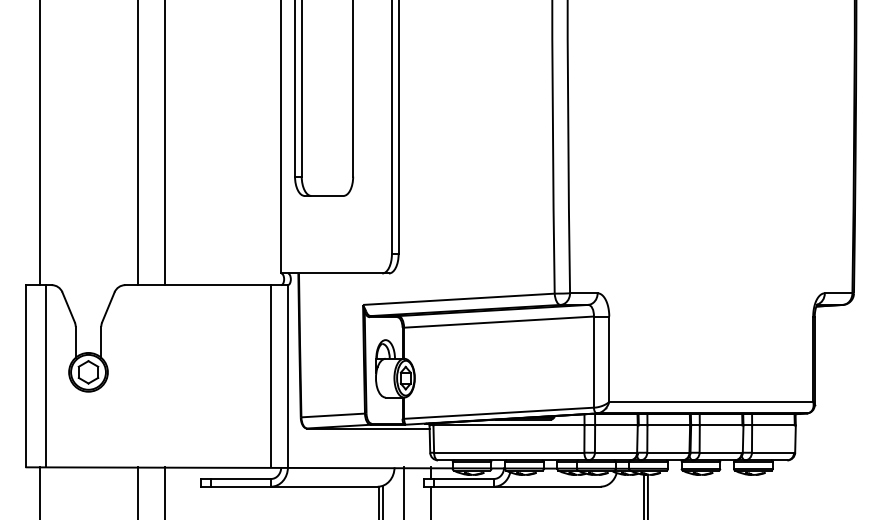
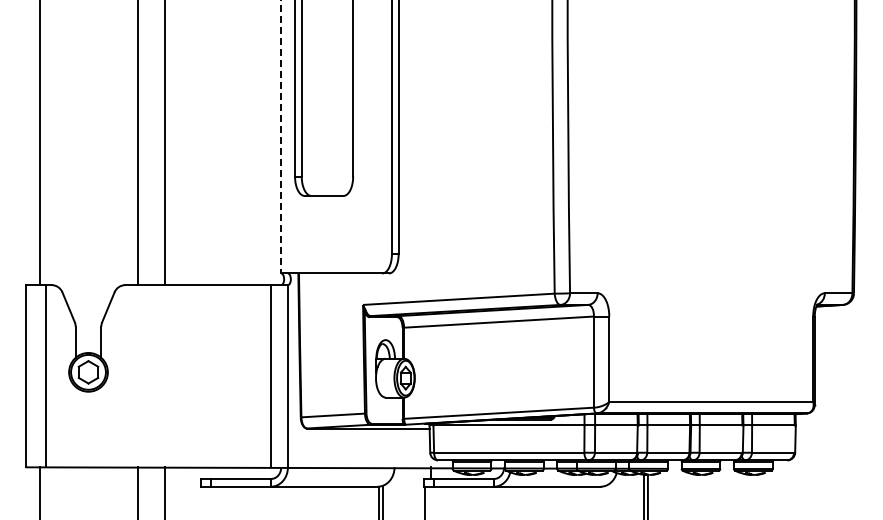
line: solid -> dashed (281, 137)
line: present -> none (404, 491)
line position: (430, 501) -> (424, 501) (424, 501)
